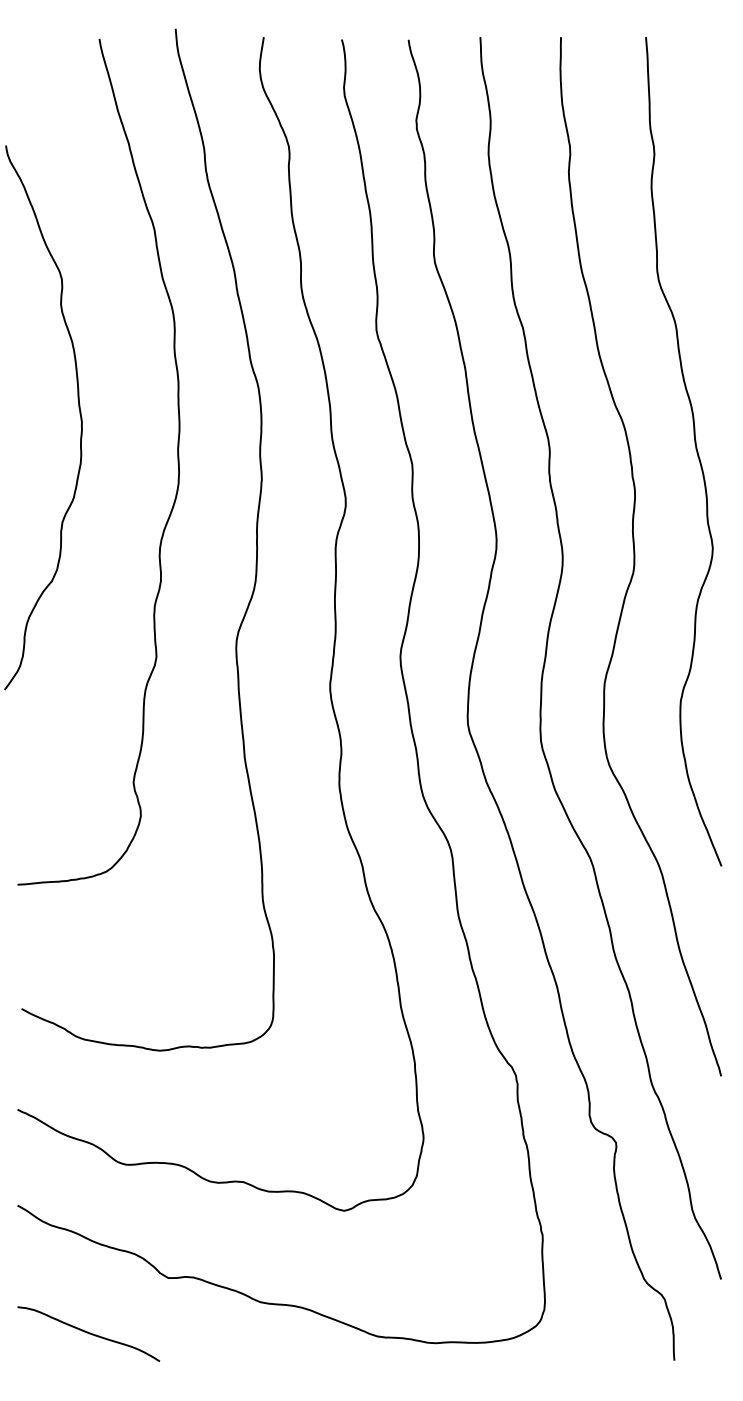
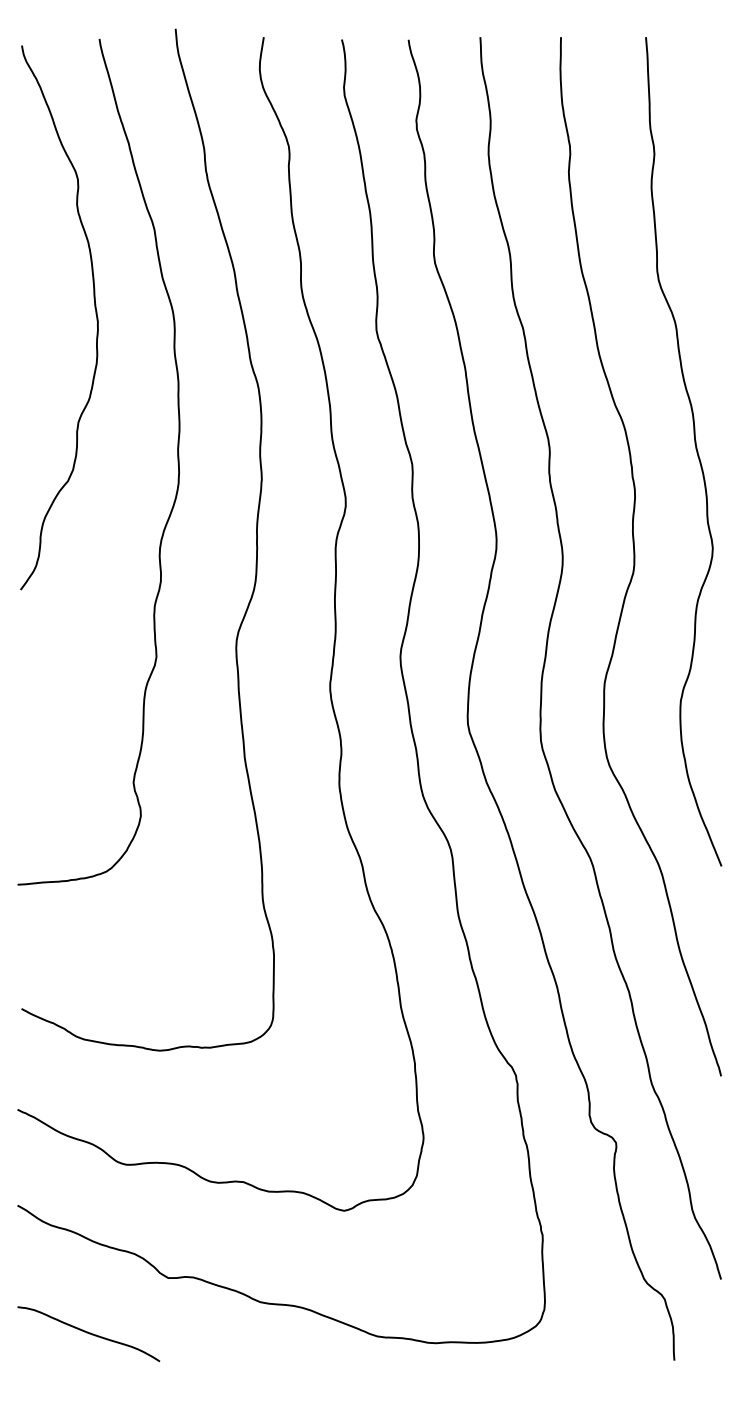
curve position: (79, 414) -> (95, 314) (95, 314)
